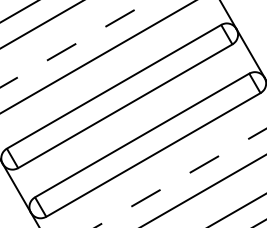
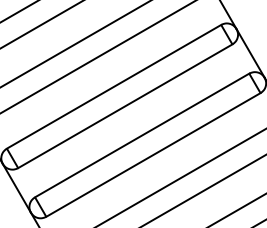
line: dashed -> solid (75, 44)
line: dashed -> solid (180, 178)
